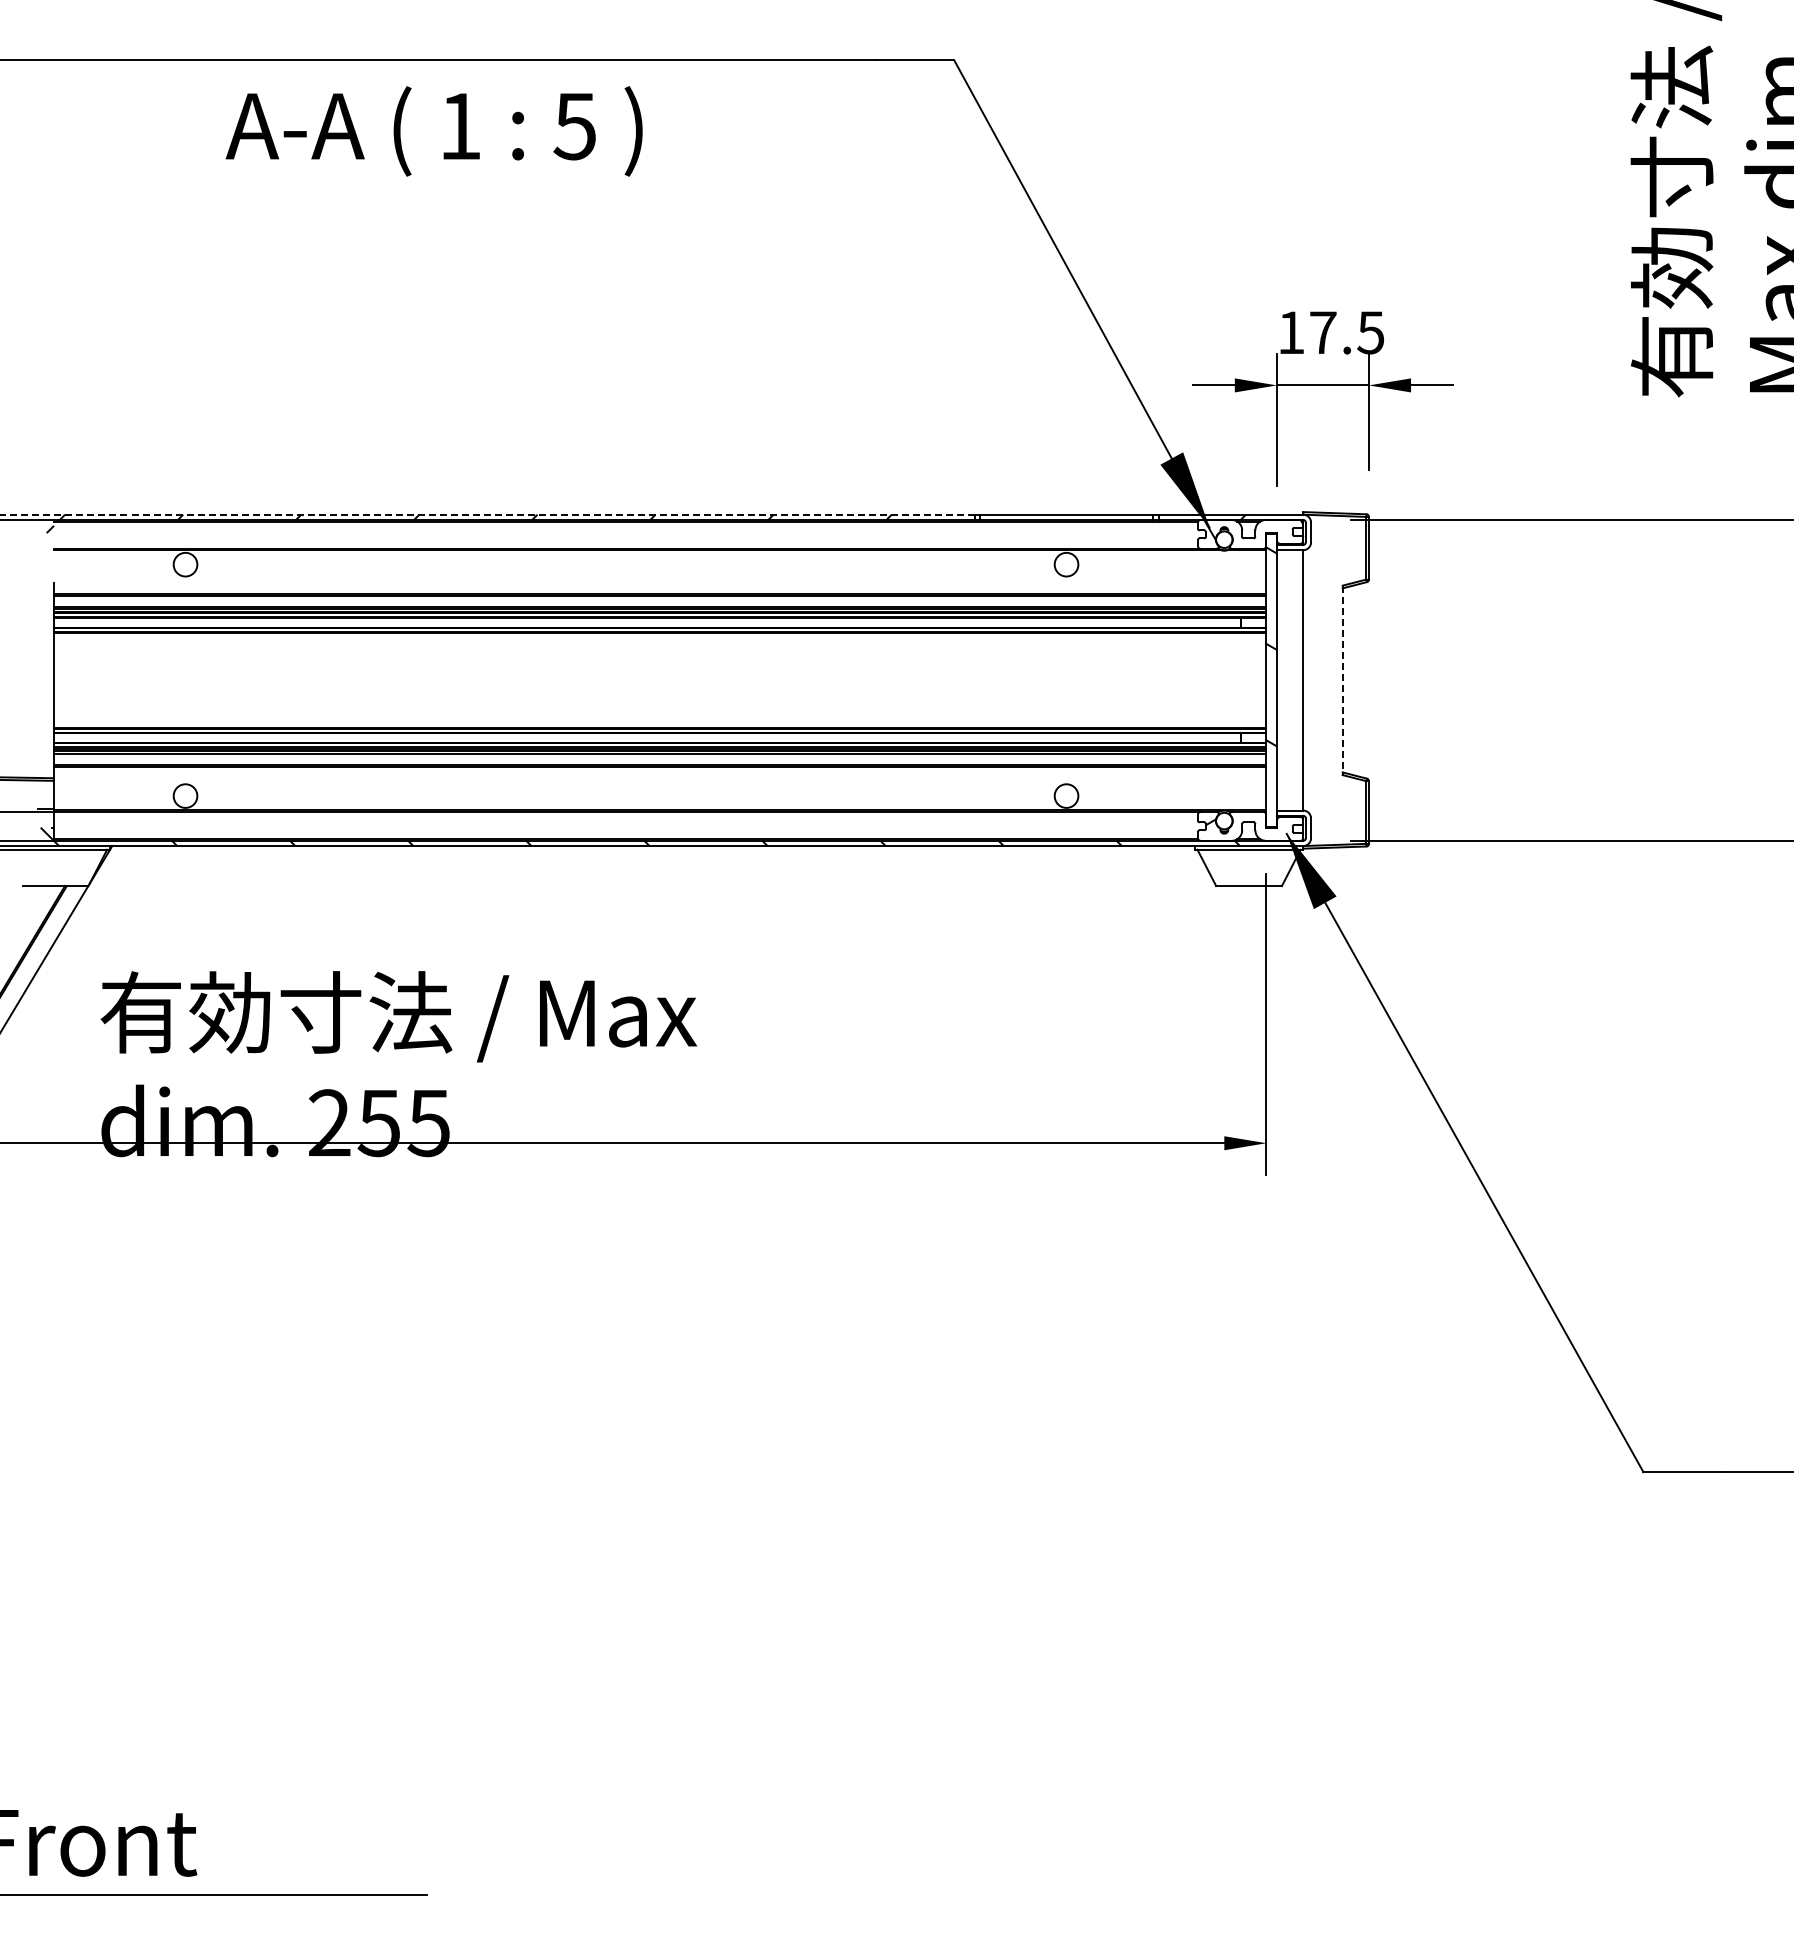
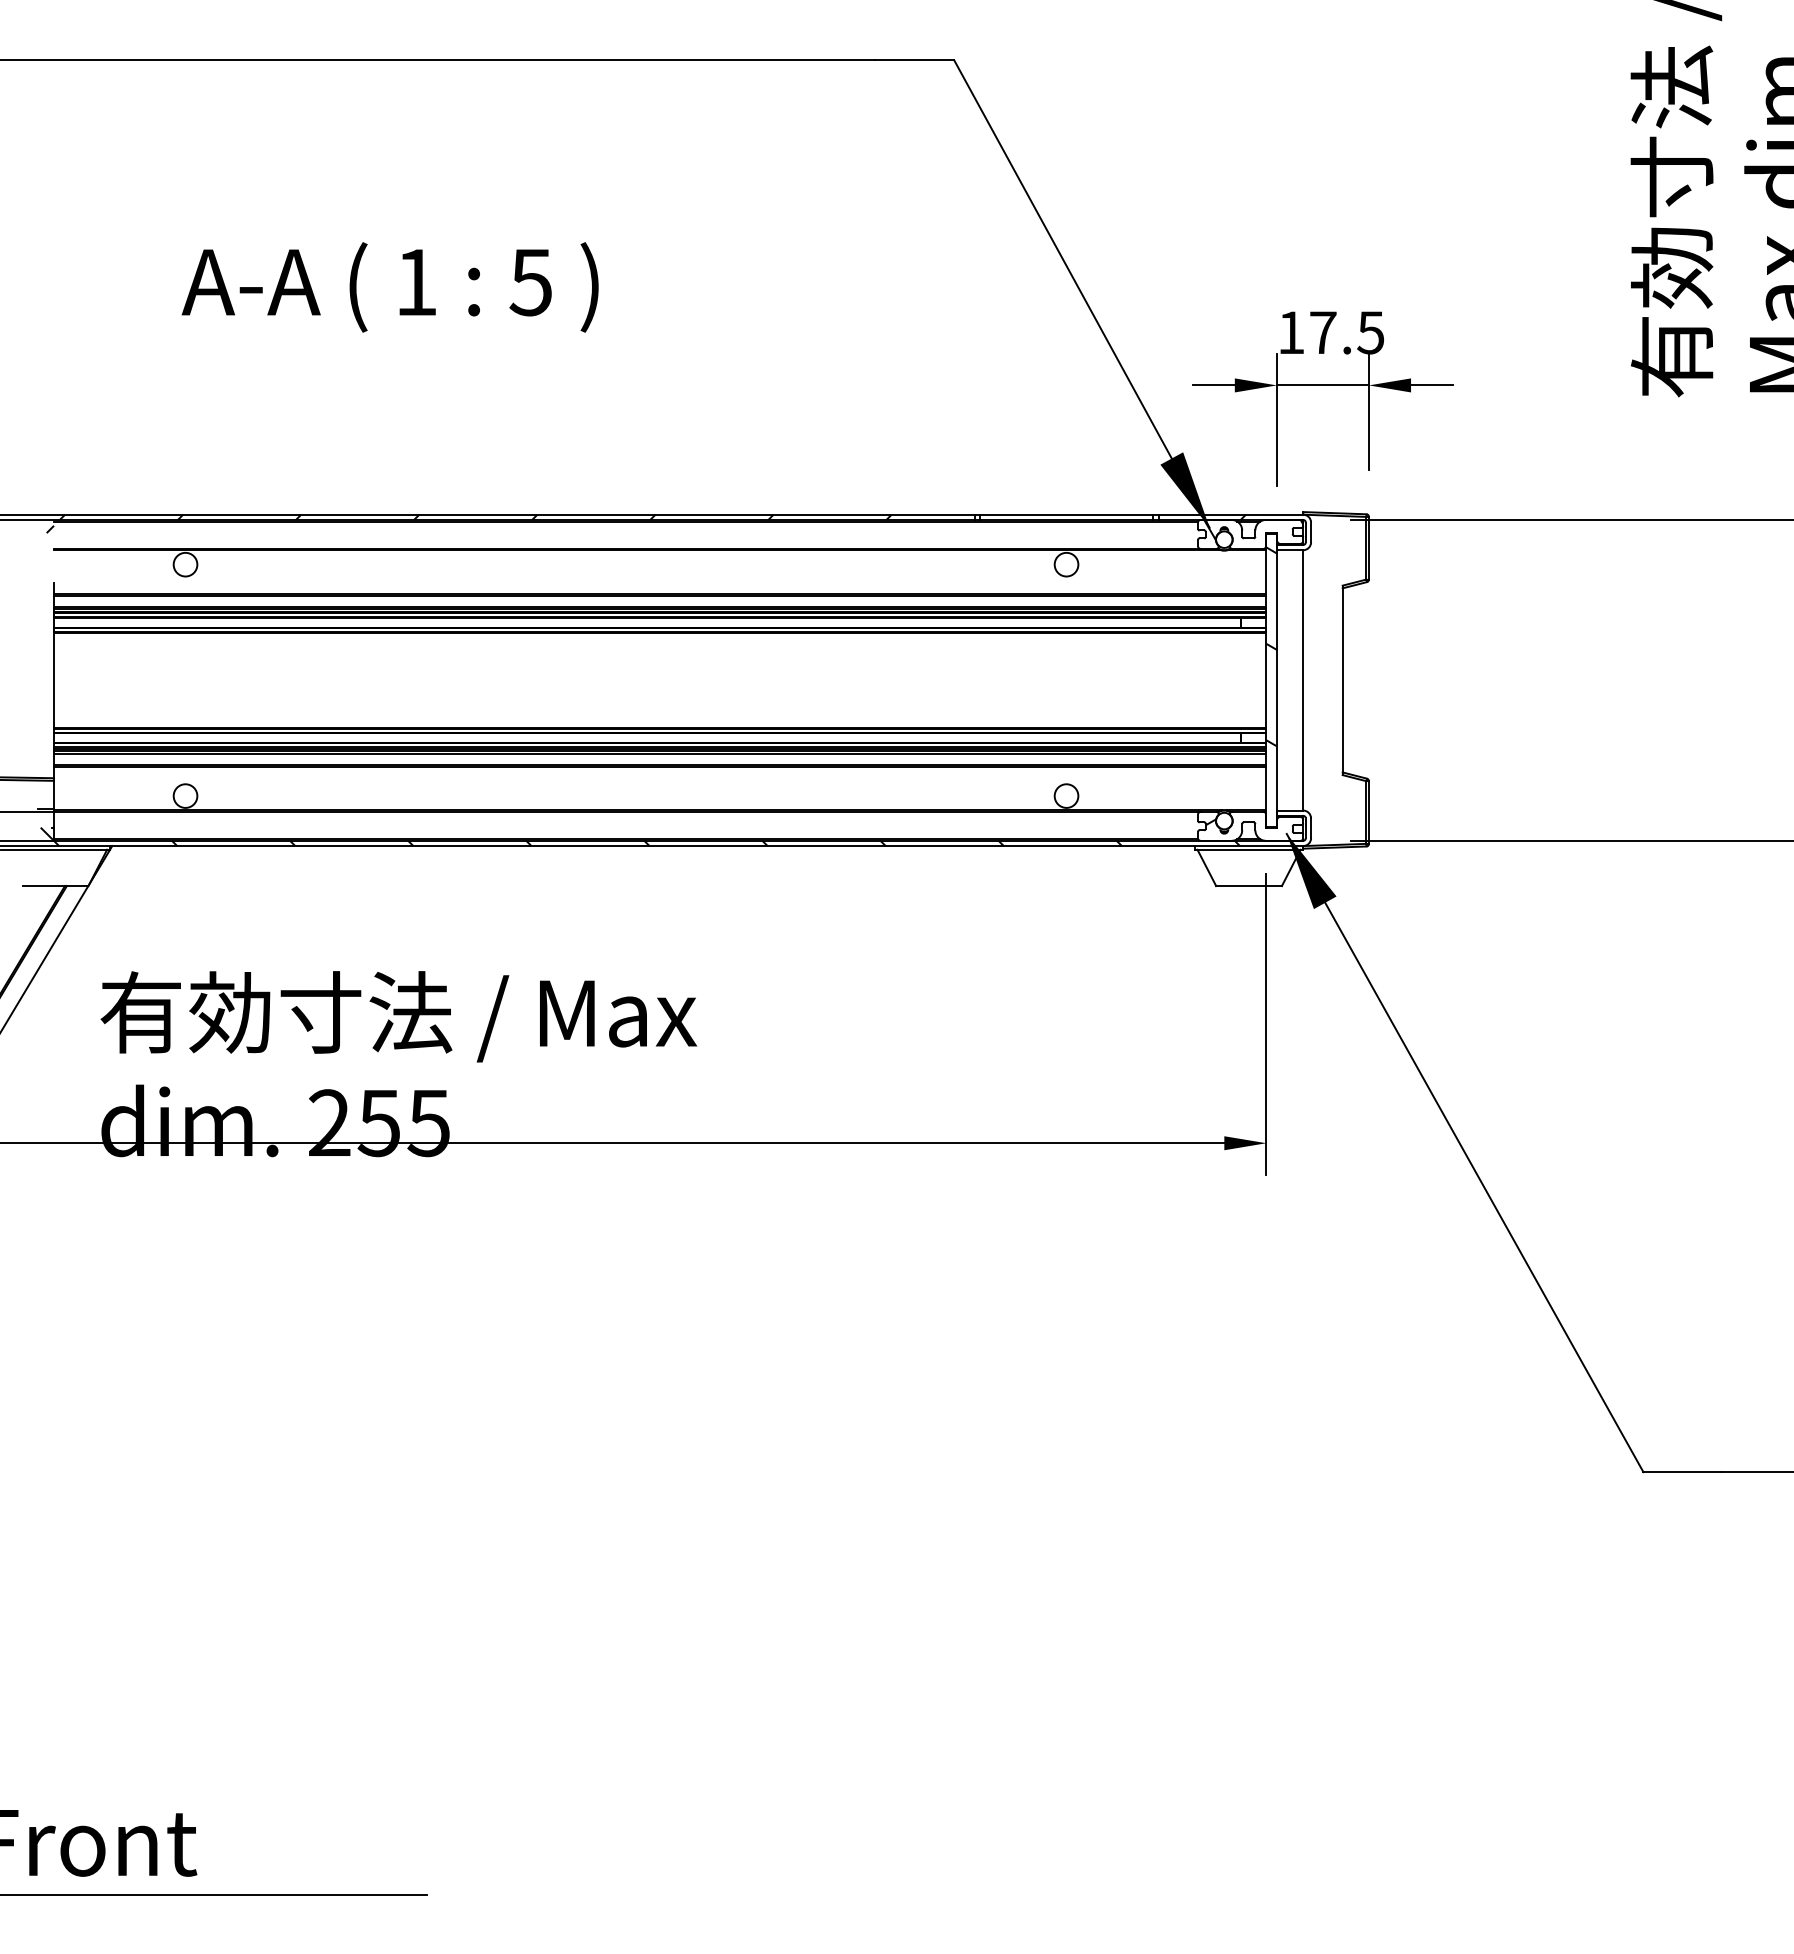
text position: (433, 131) -> (389, 287) (389, 287)
line: dashed -> solid (487, 514)
line: dashed -> solid (1342, 680)
